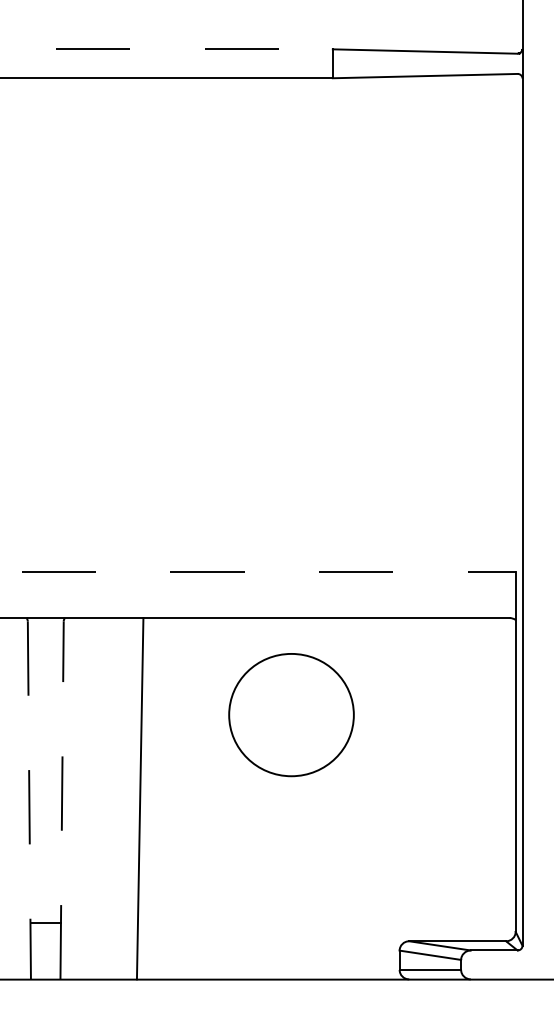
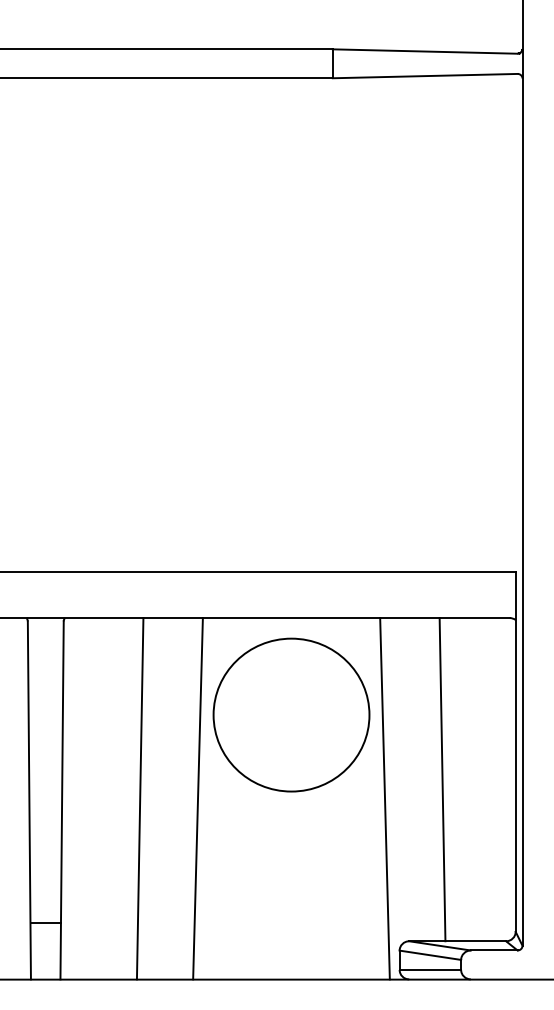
line: dashed -> solid (167, 49)
line: dashed -> solid (258, 572)
part size: 127x125 px -> 159x156 px (291, 714)
line: none -> present (442, 779)
line: none -> present (197, 798)
line: none -> present (384, 798)
line: dashed -> solid (62, 799)
line: dashed -> solid (29, 800)
